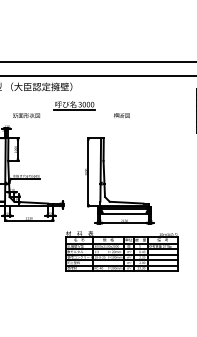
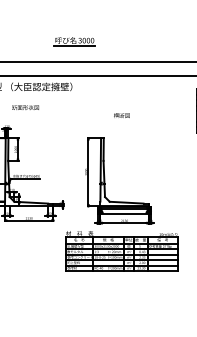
part position: (74, 105) -> (74, 41) (74, 41)
text position: (26, 115) -> (25, 107) (25, 107)
